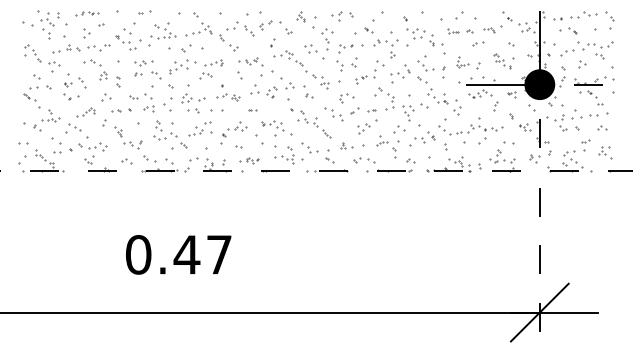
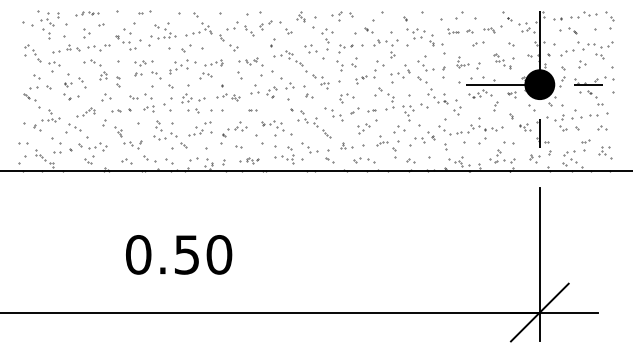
line: dashed -> solid (316, 171)
text: 0.47 -> 0.50 (202, 254)
line: dashed -> solid (539, 264)
